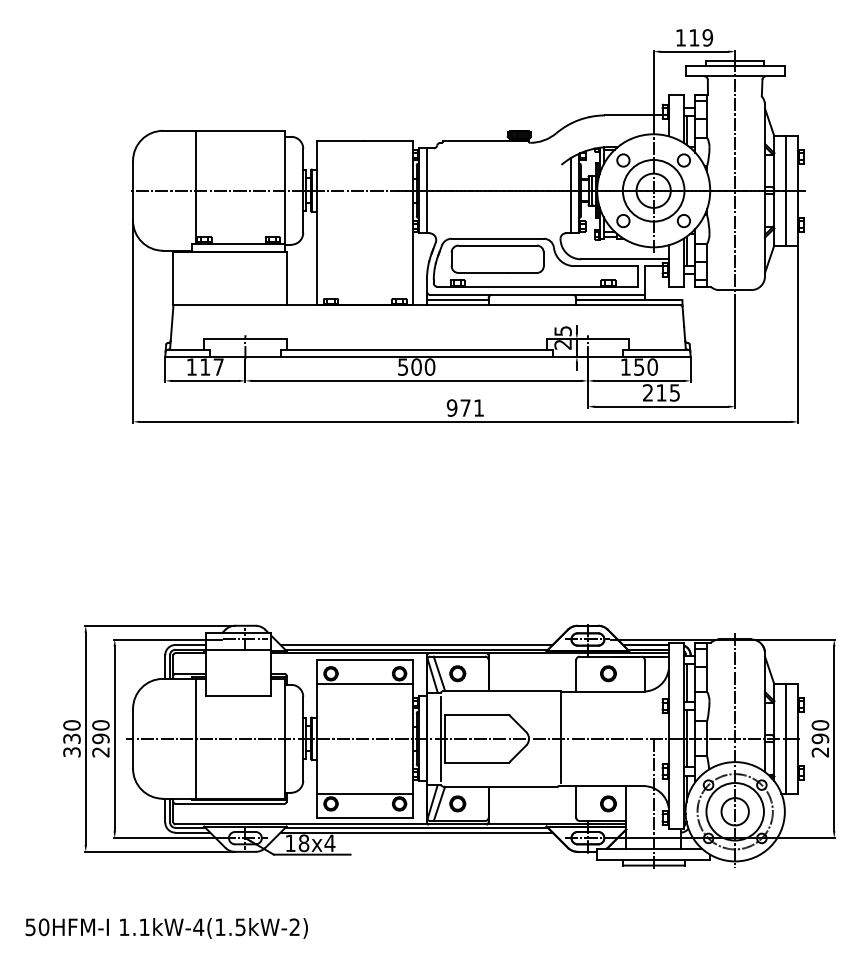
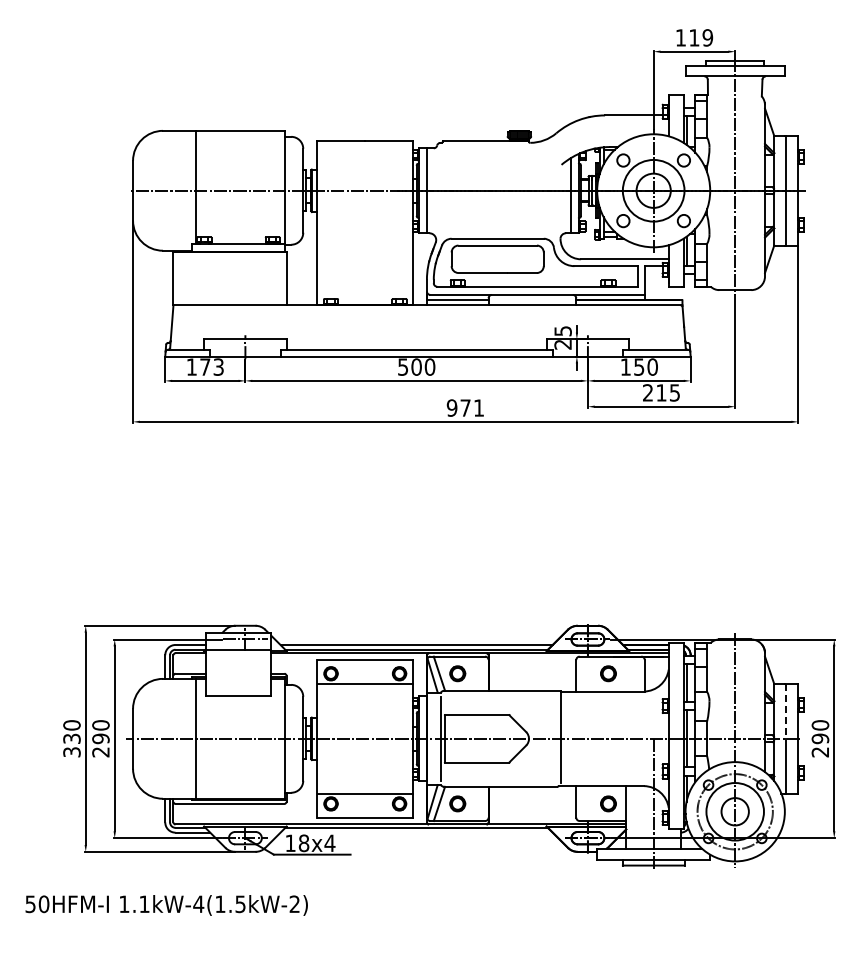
text: 117 -> 173 (211, 366)
line: solid -> dashed (785, 711)
line: present -> none (416, 832)
text position: (166, 928) -> (166, 905) (166, 905)
